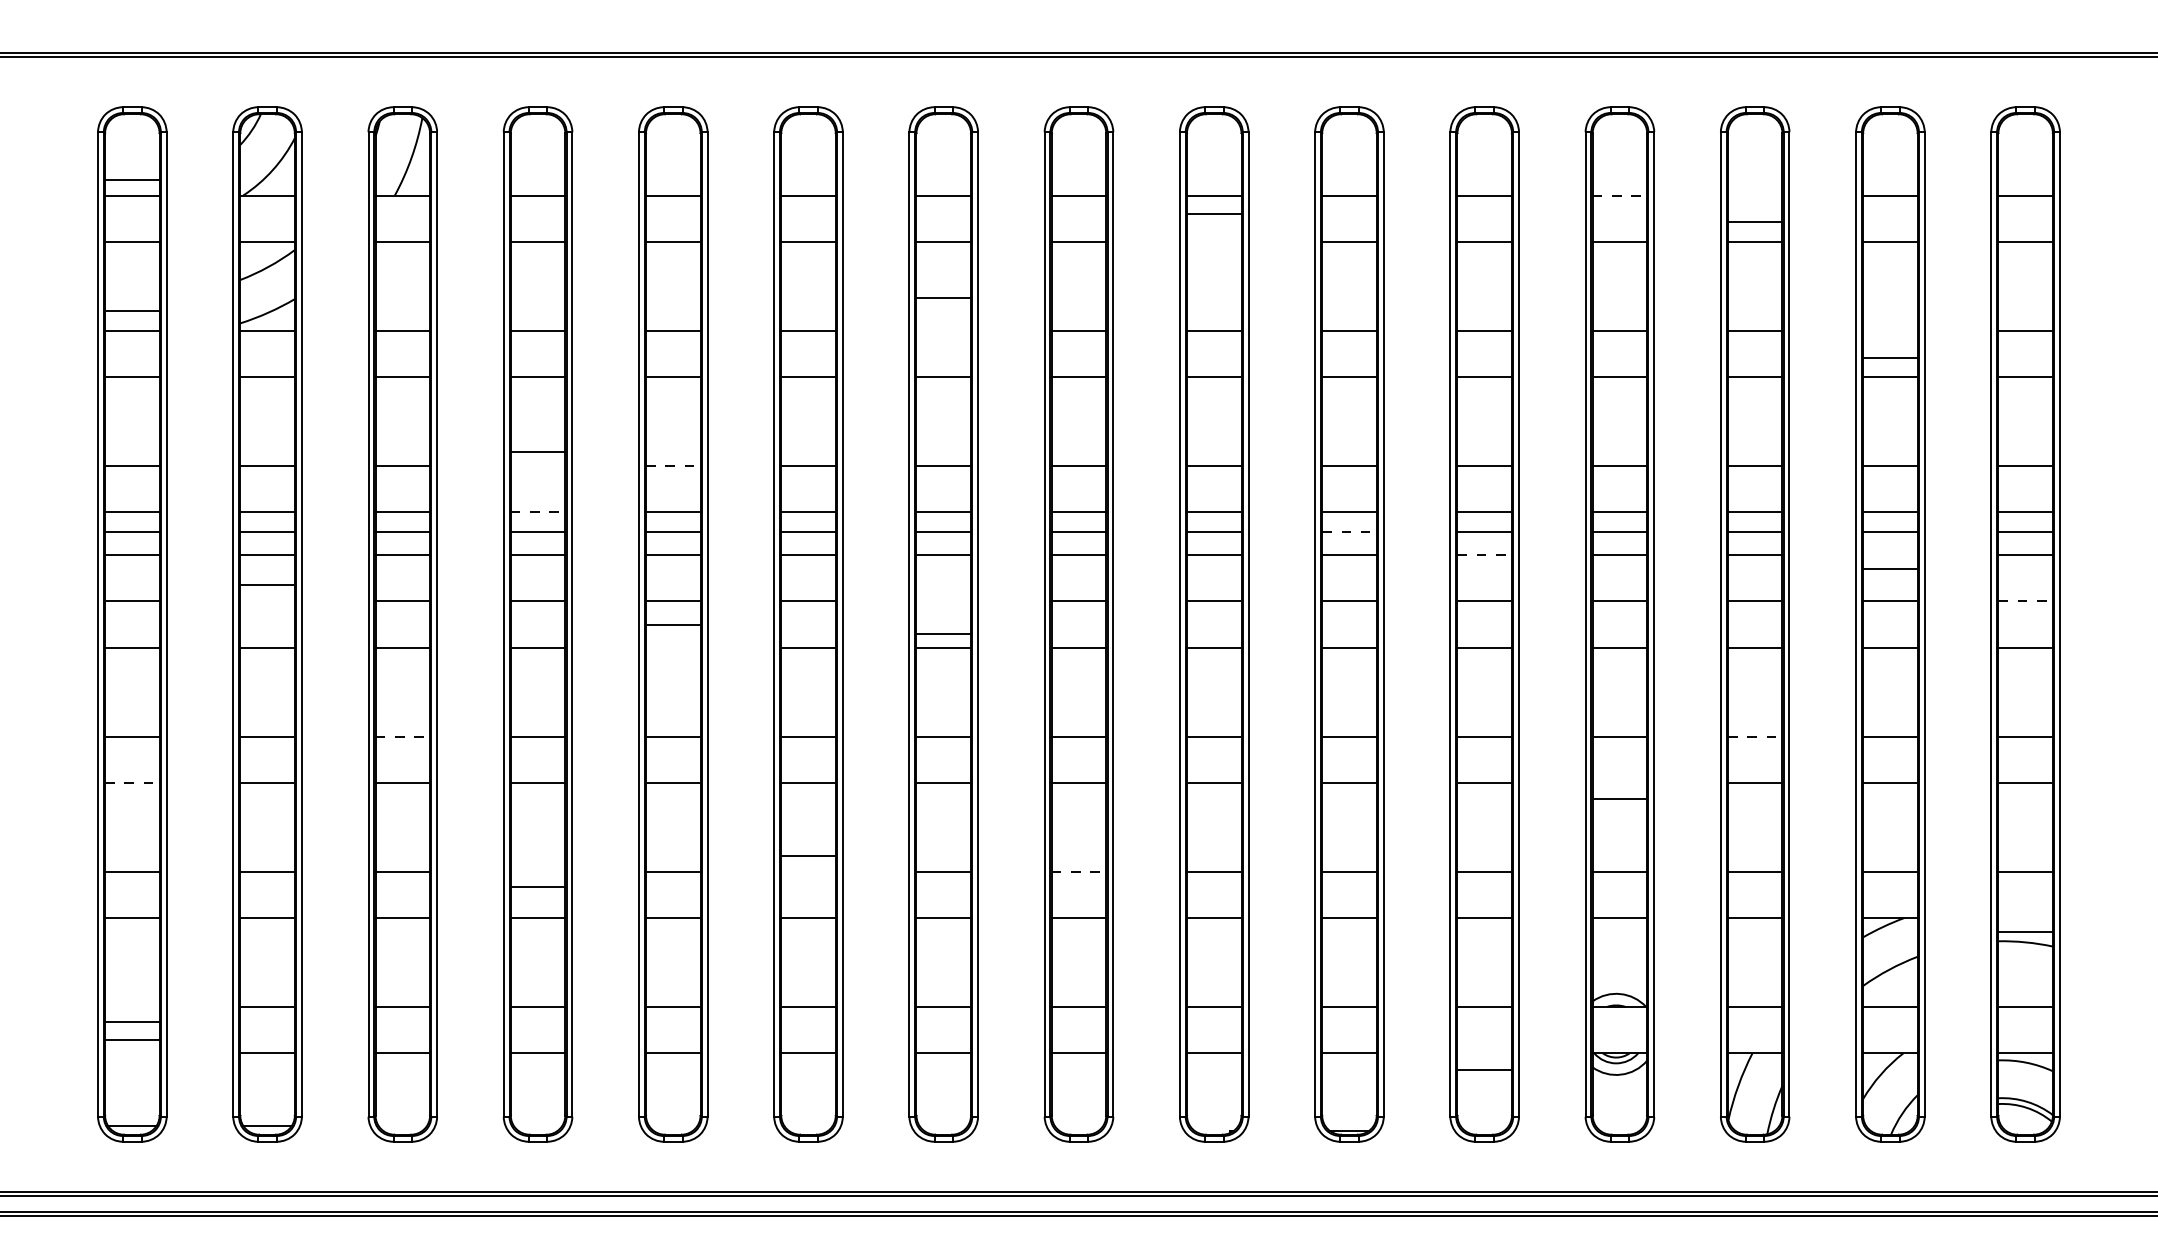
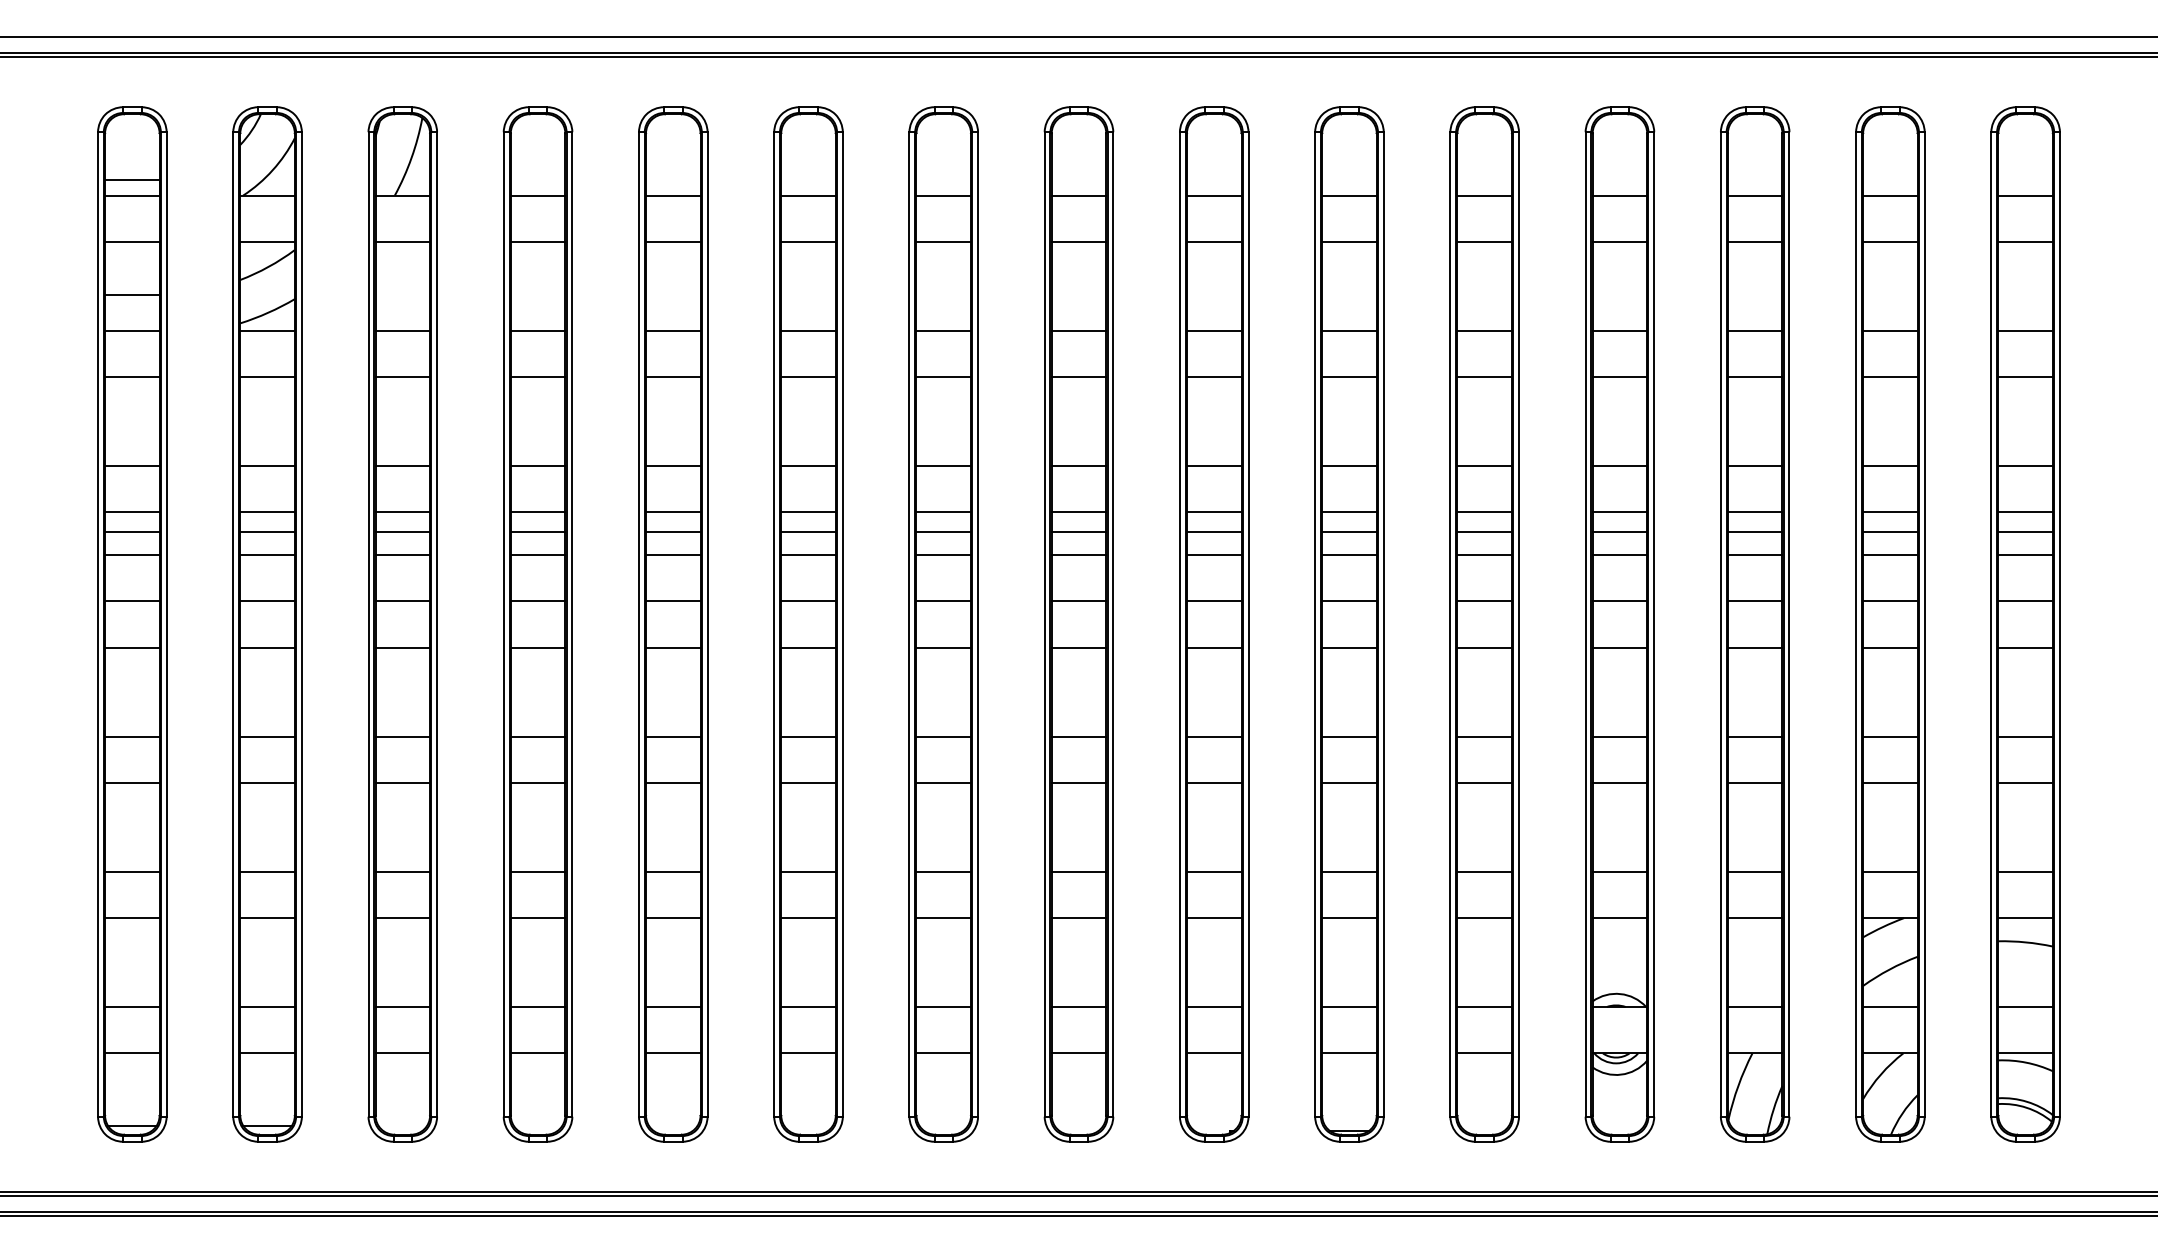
line: none -> present (1078, 37)
line: dashed -> solid (1620, 195)
line position: (1213, 213) -> (1213, 241) (1213, 241)
line position: (1754, 221) -> (1754, 195) (1754, 195)
line position: (943, 297) -> (943, 330) (943, 330)
line position: (132, 310) -> (132, 294) (132, 294)
line position: (1890, 357) -> (1890, 330) (1890, 330)
line position: (537, 452) -> (537, 466) (537, 466)
line: dashed -> solid (673, 466)
line: dashed -> solid (538, 512)
line: dashed -> solid (1349, 532)
line: dashed -> solid (1485, 555)
line position: (1890, 569) -> (1890, 555) (1890, 555)
line position: (267, 585) -> (267, 601) (267, 601)
line: dashed -> solid (2026, 601)
line position: (673, 624) -> (673, 647) (673, 647)
line position: (943, 634) -> (943, 601) (943, 601)
line: dashed -> solid (403, 736)
line: dashed -> solid (1755, 736)
line: dashed -> solid (132, 782)
line position: (1619, 798) -> (1619, 782) (1619, 782)
line position: (808, 855) -> (808, 871) (808, 871)
line: dashed -> solid (1079, 871)
line position: (537, 886) -> (537, 871) (537, 871)
line position: (2025, 932) -> (2025, 918) (2025, 918)
line position: (132, 1022) -> (132, 1007) (132, 1007)
line position: (132, 1040) -> (132, 1053) (132, 1053)
line position: (1484, 1070) -> (1484, 1053) (1484, 1053)
